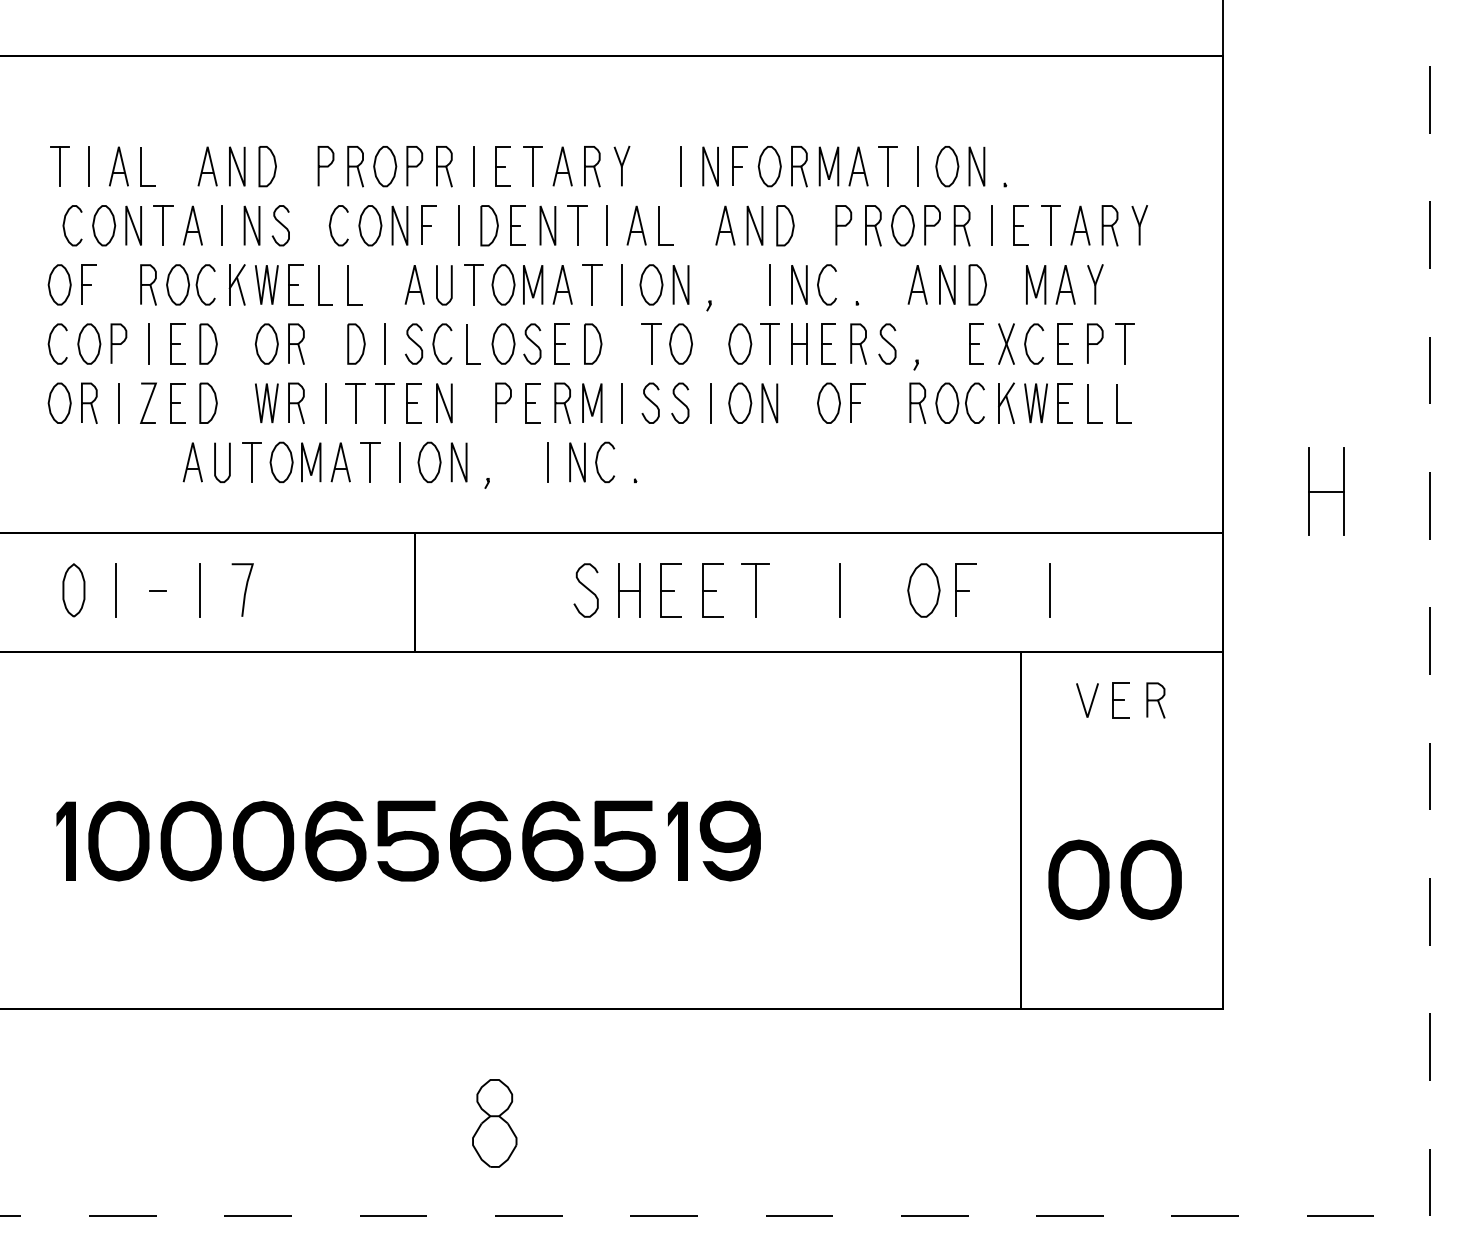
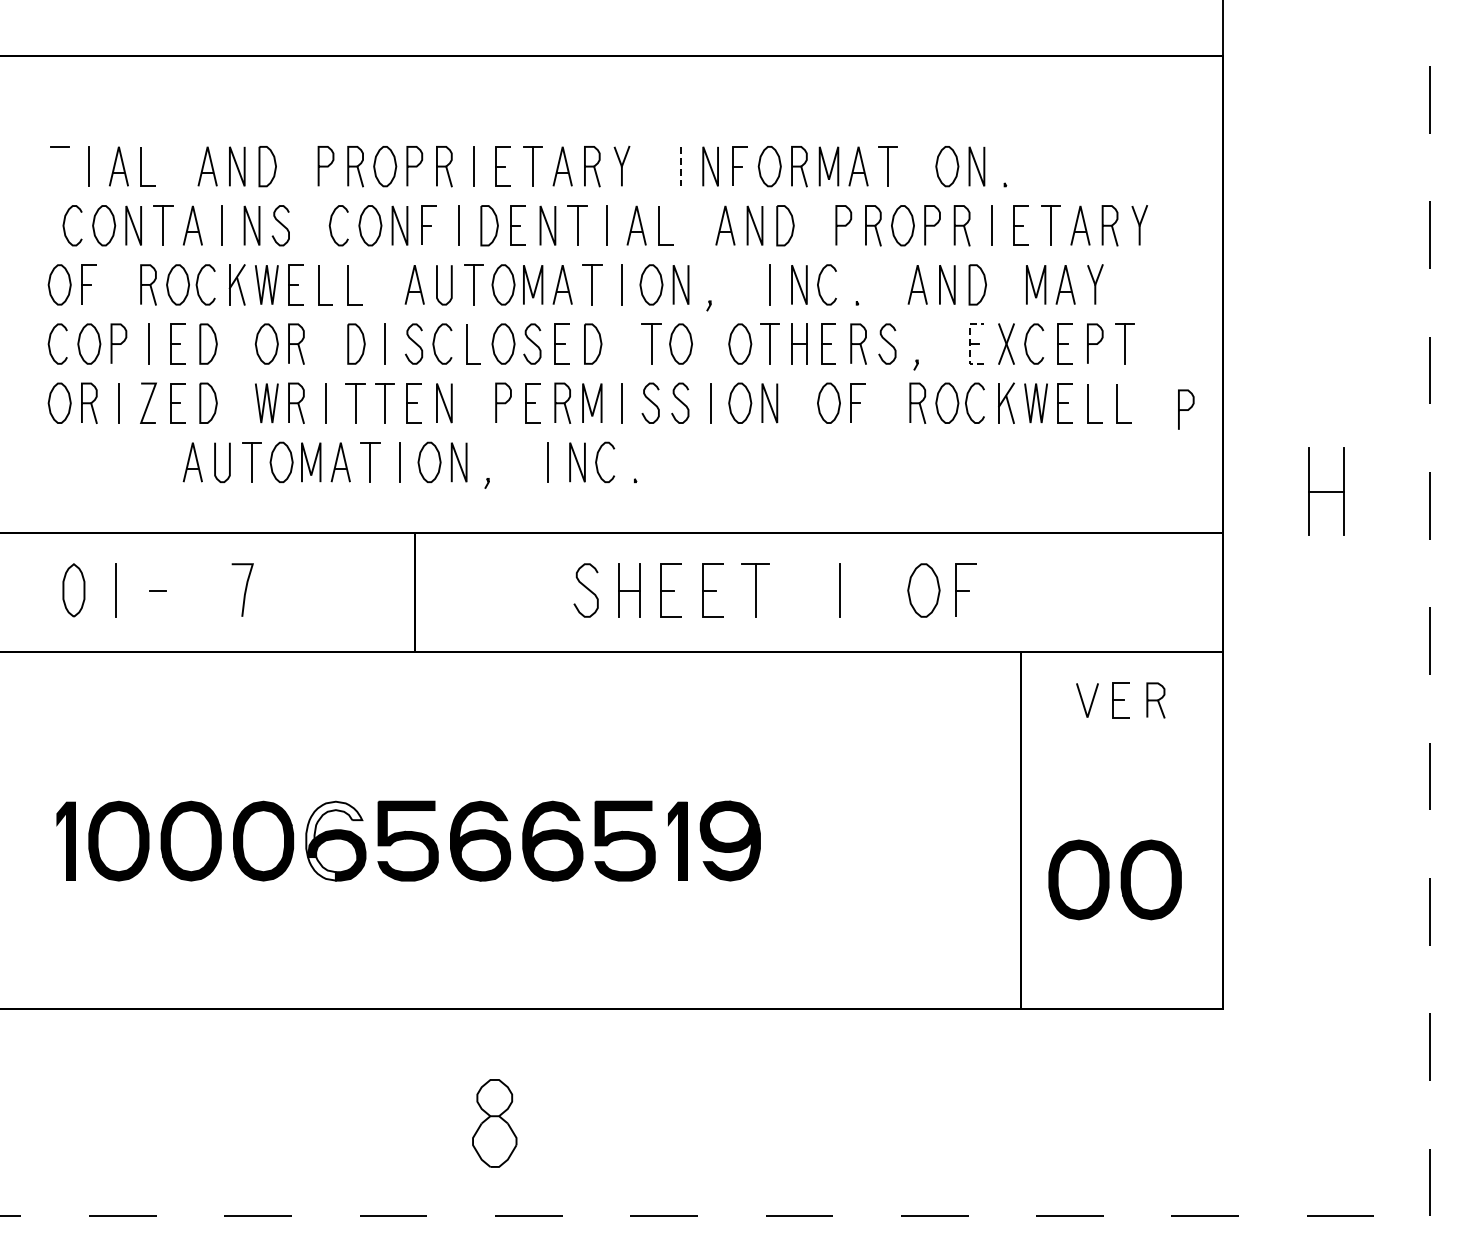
line: present -> none (59, 166)
line: solid -> dashed (681, 166)
line: present -> none (917, 166)
line: solid -> dashed (969, 344)
curve: none -> present (1186, 409)
line: present -> none (200, 590)
line: present -> none (1050, 590)
fill: present -> none (334, 840)
